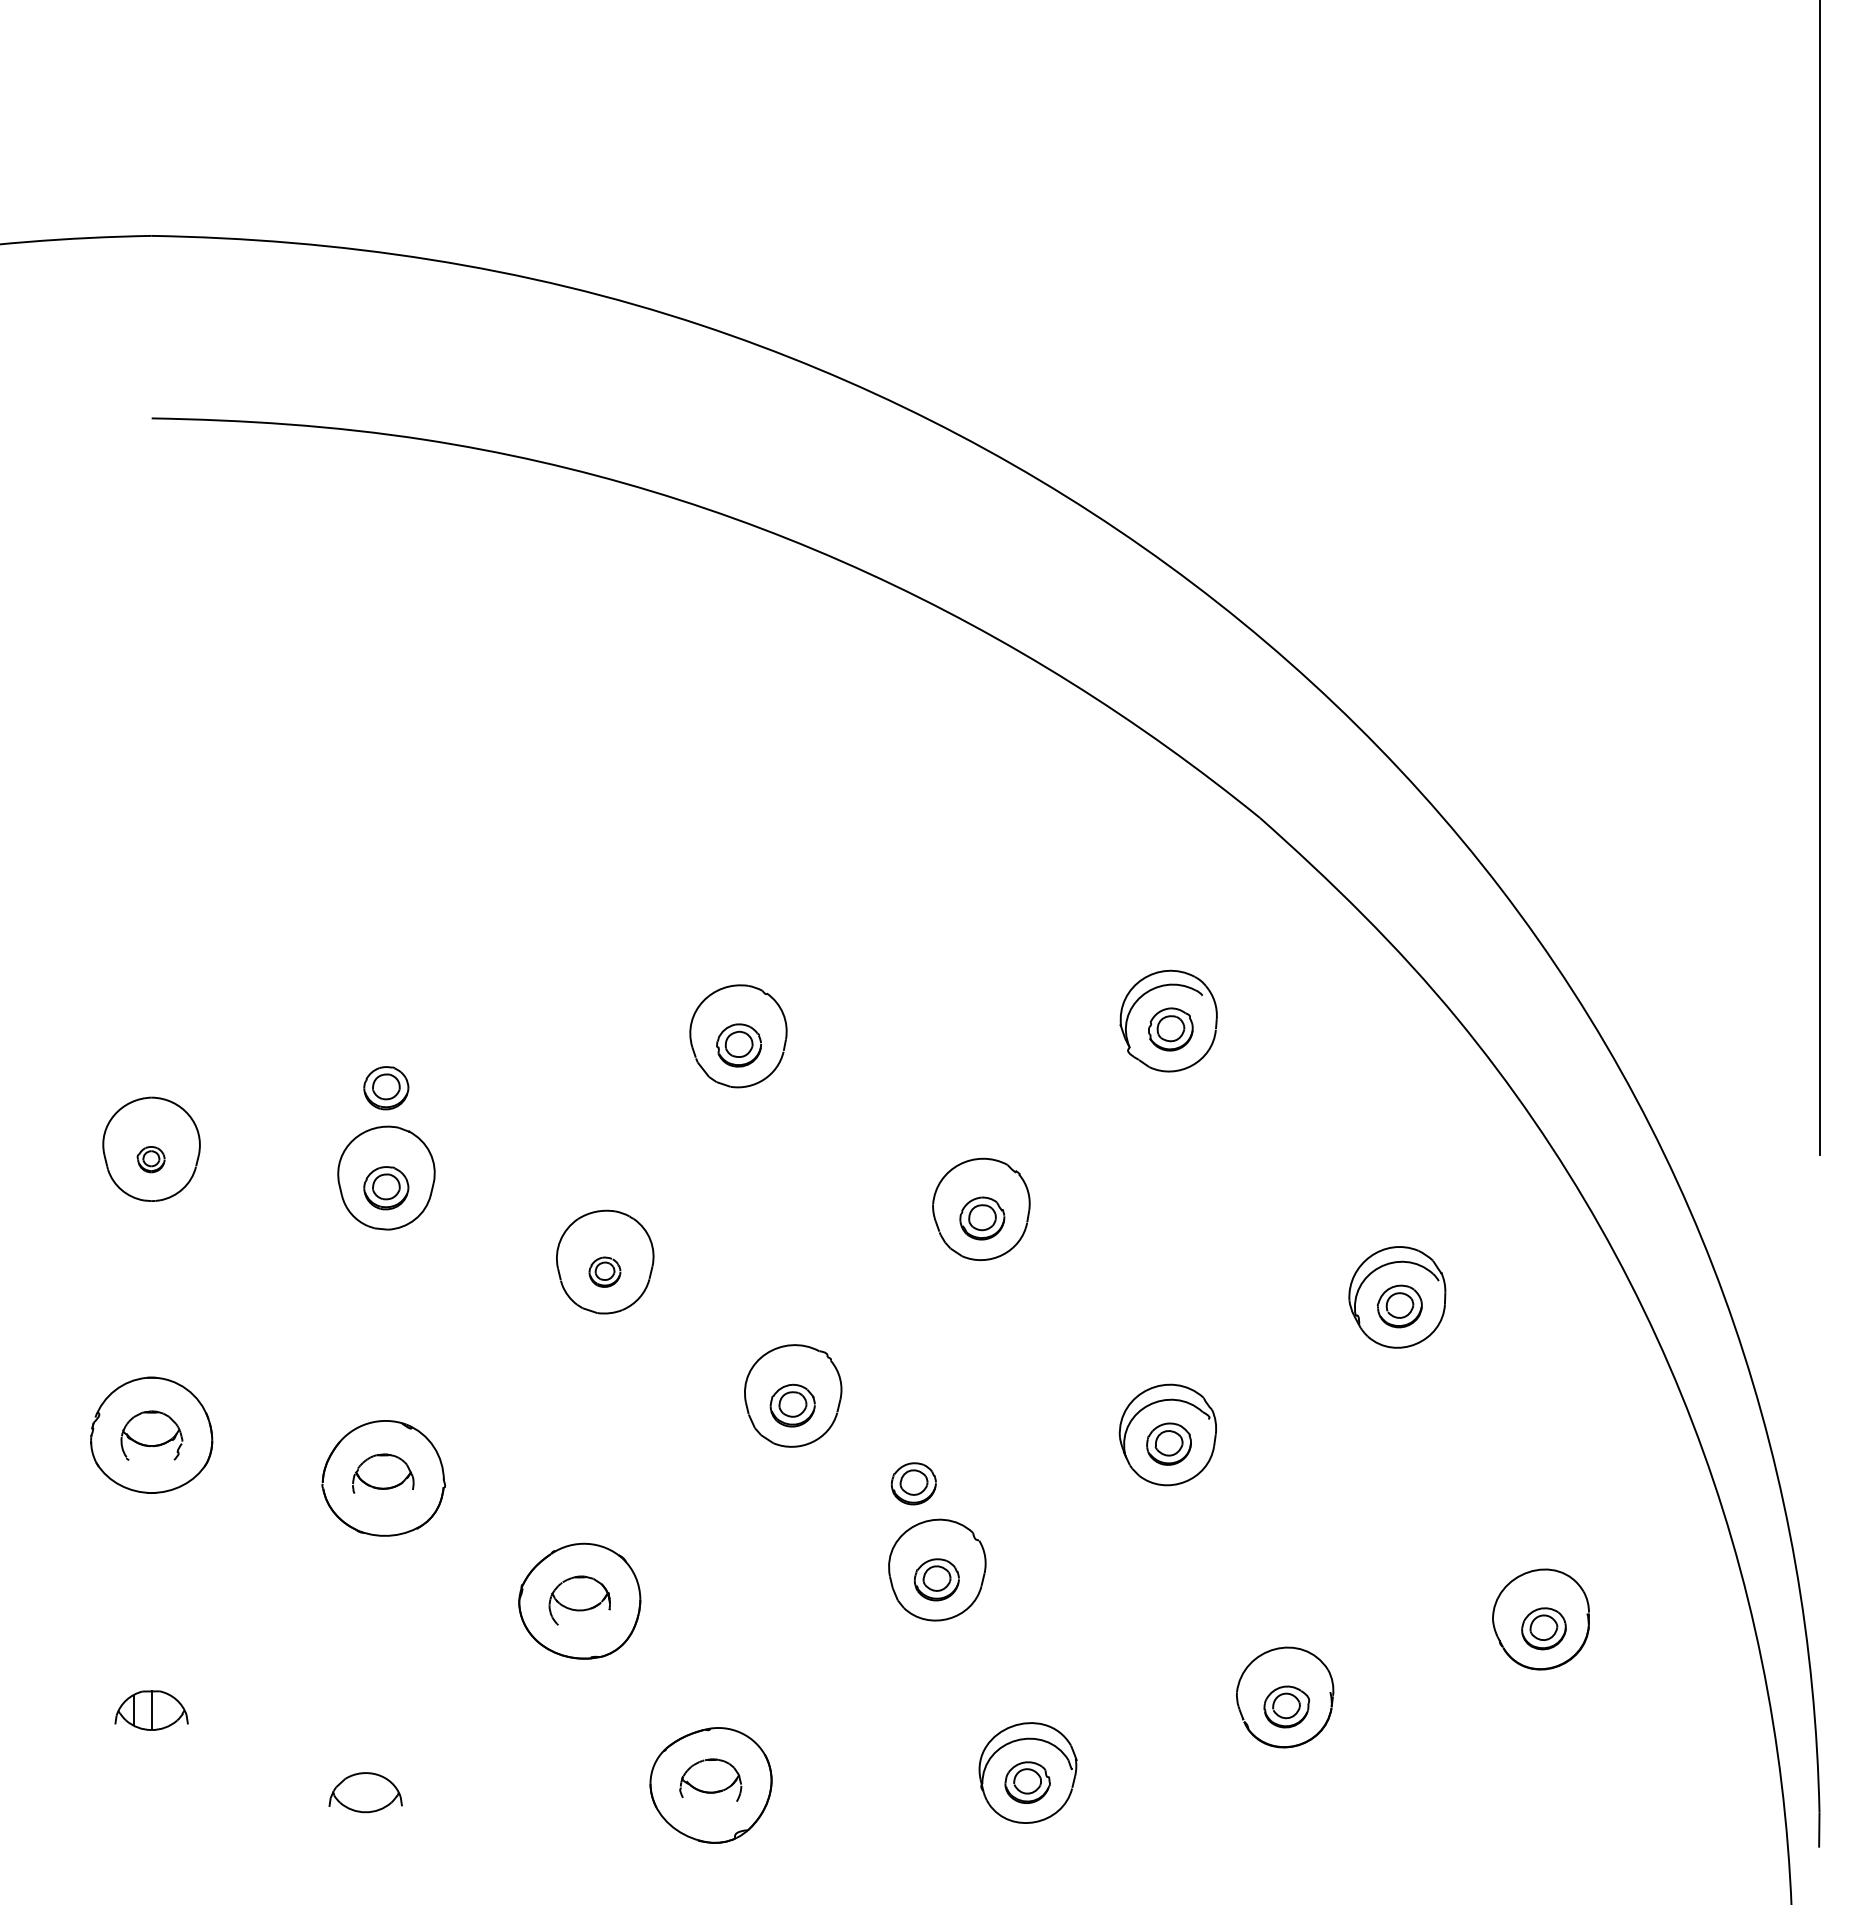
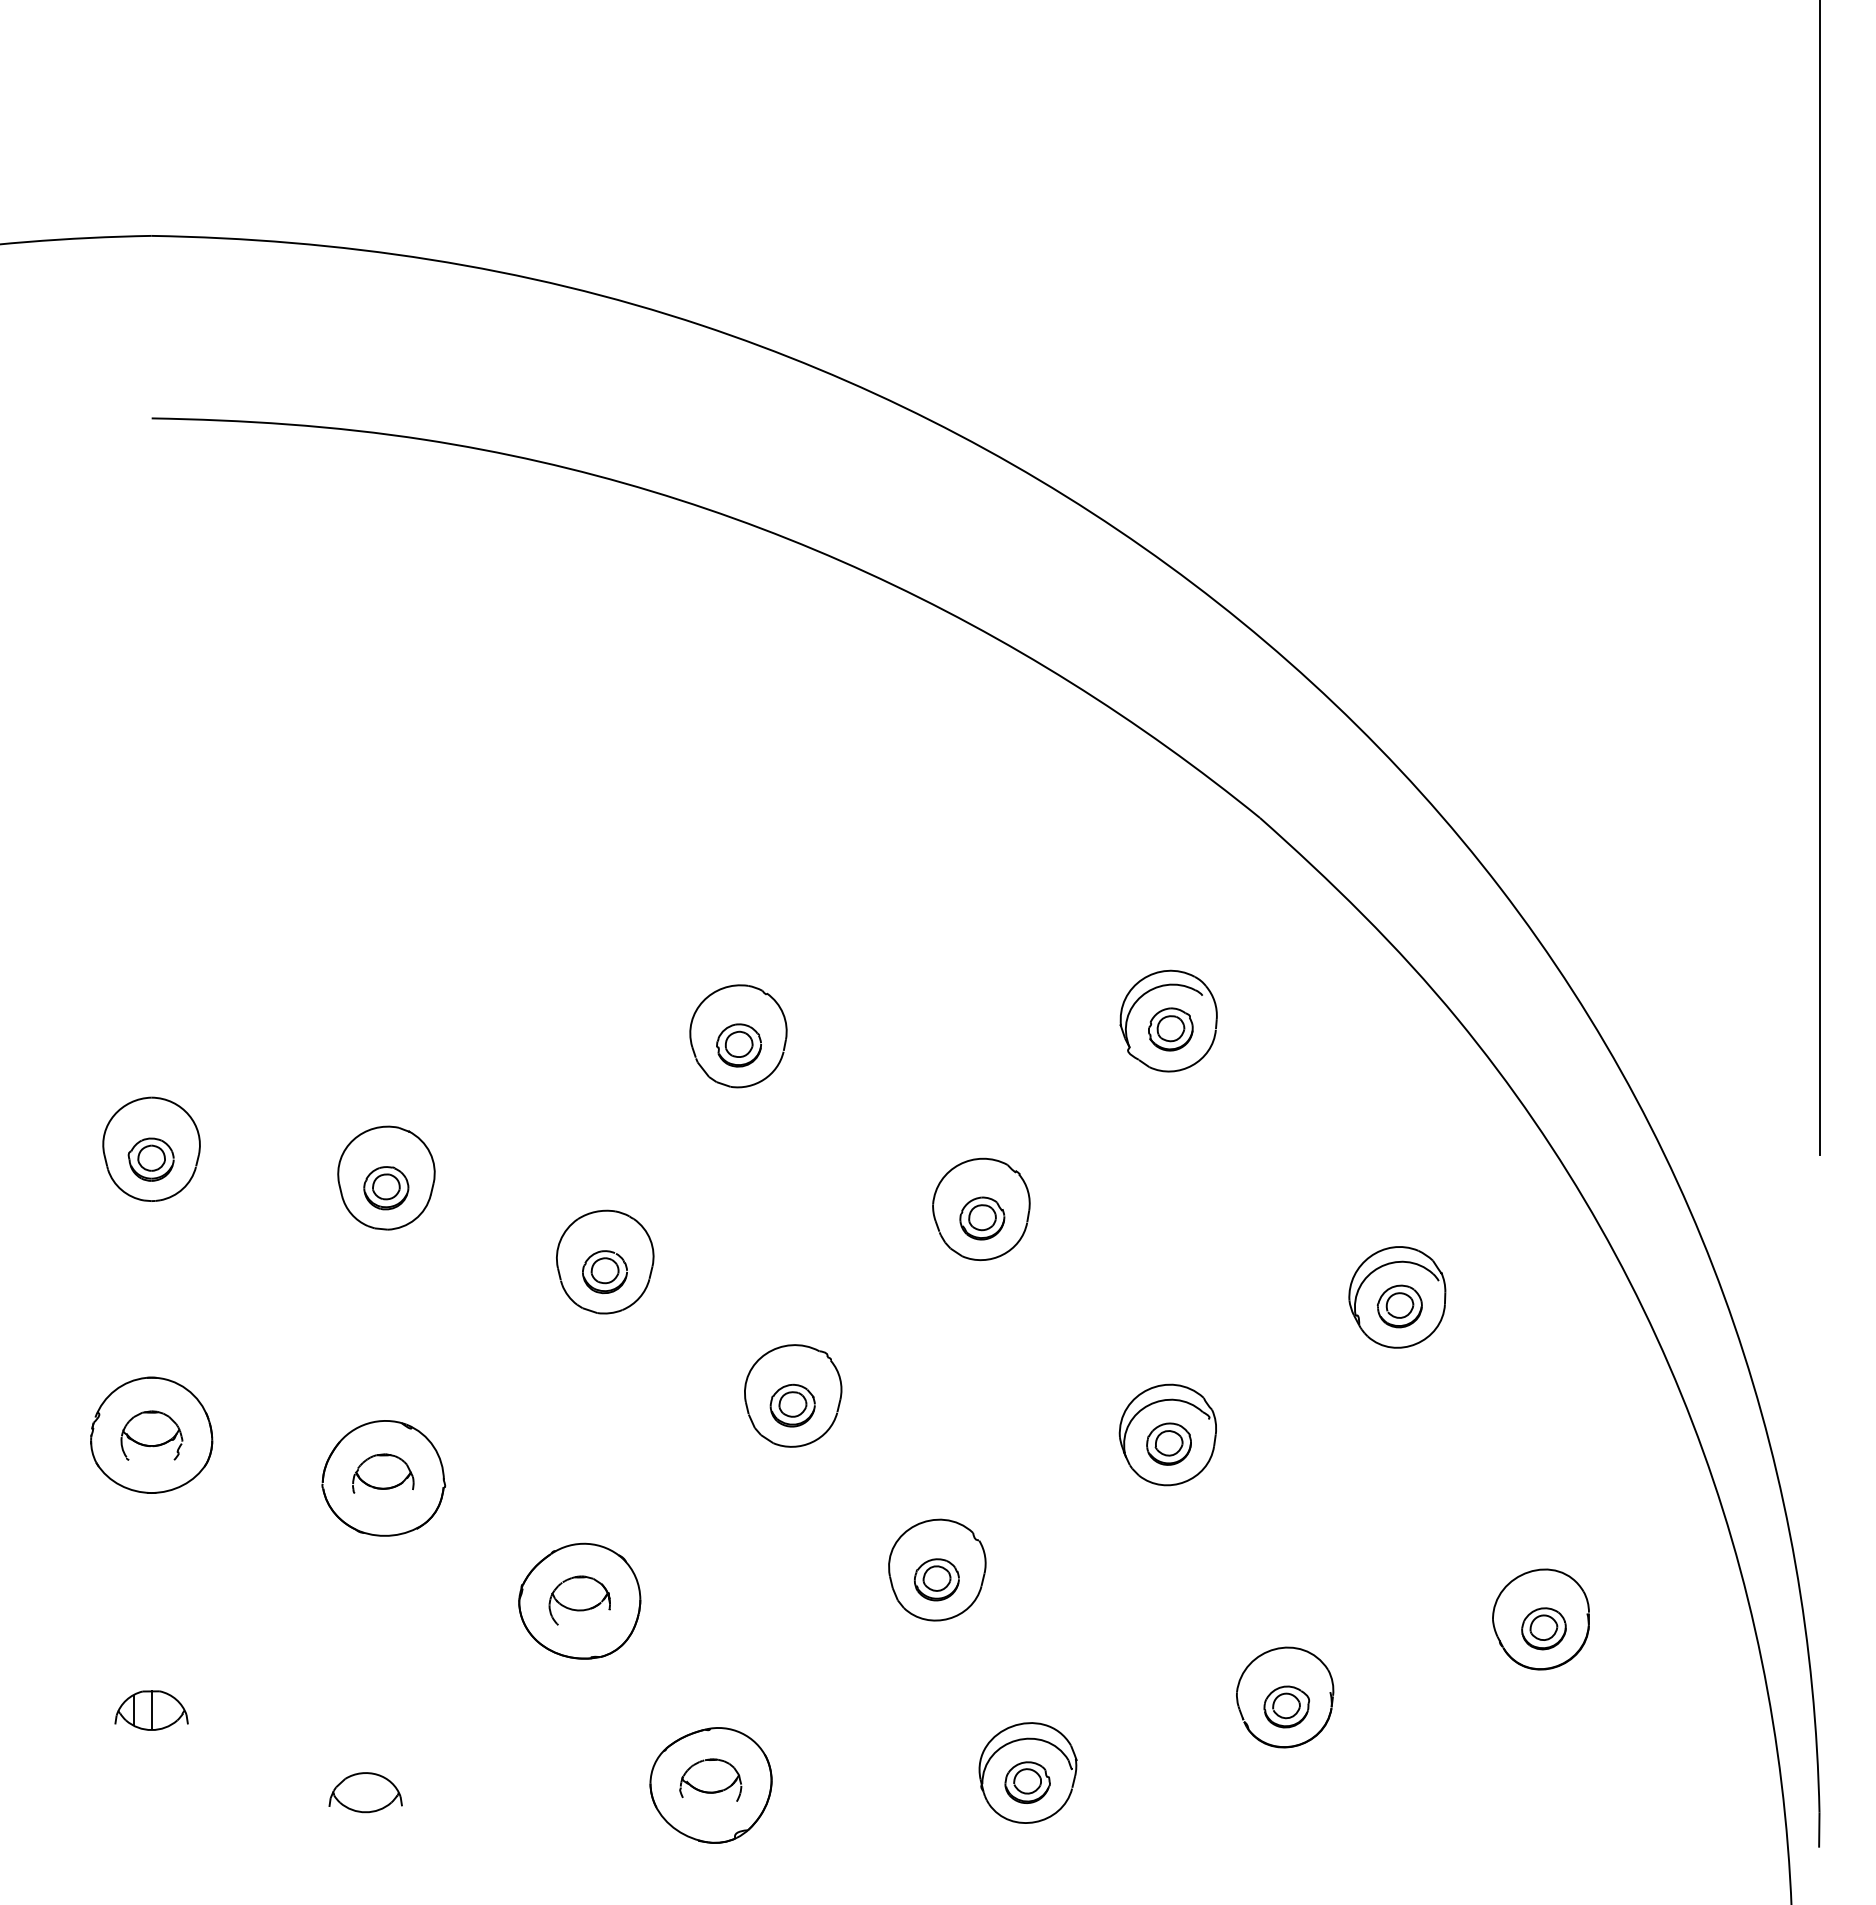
part: present -> none (386, 1088)
part size: 30x28 px -> 48x45 px (150, 1159)
part size: 34x32 px -> 46x45 px (604, 1272)
part: present -> none (913, 1483)
